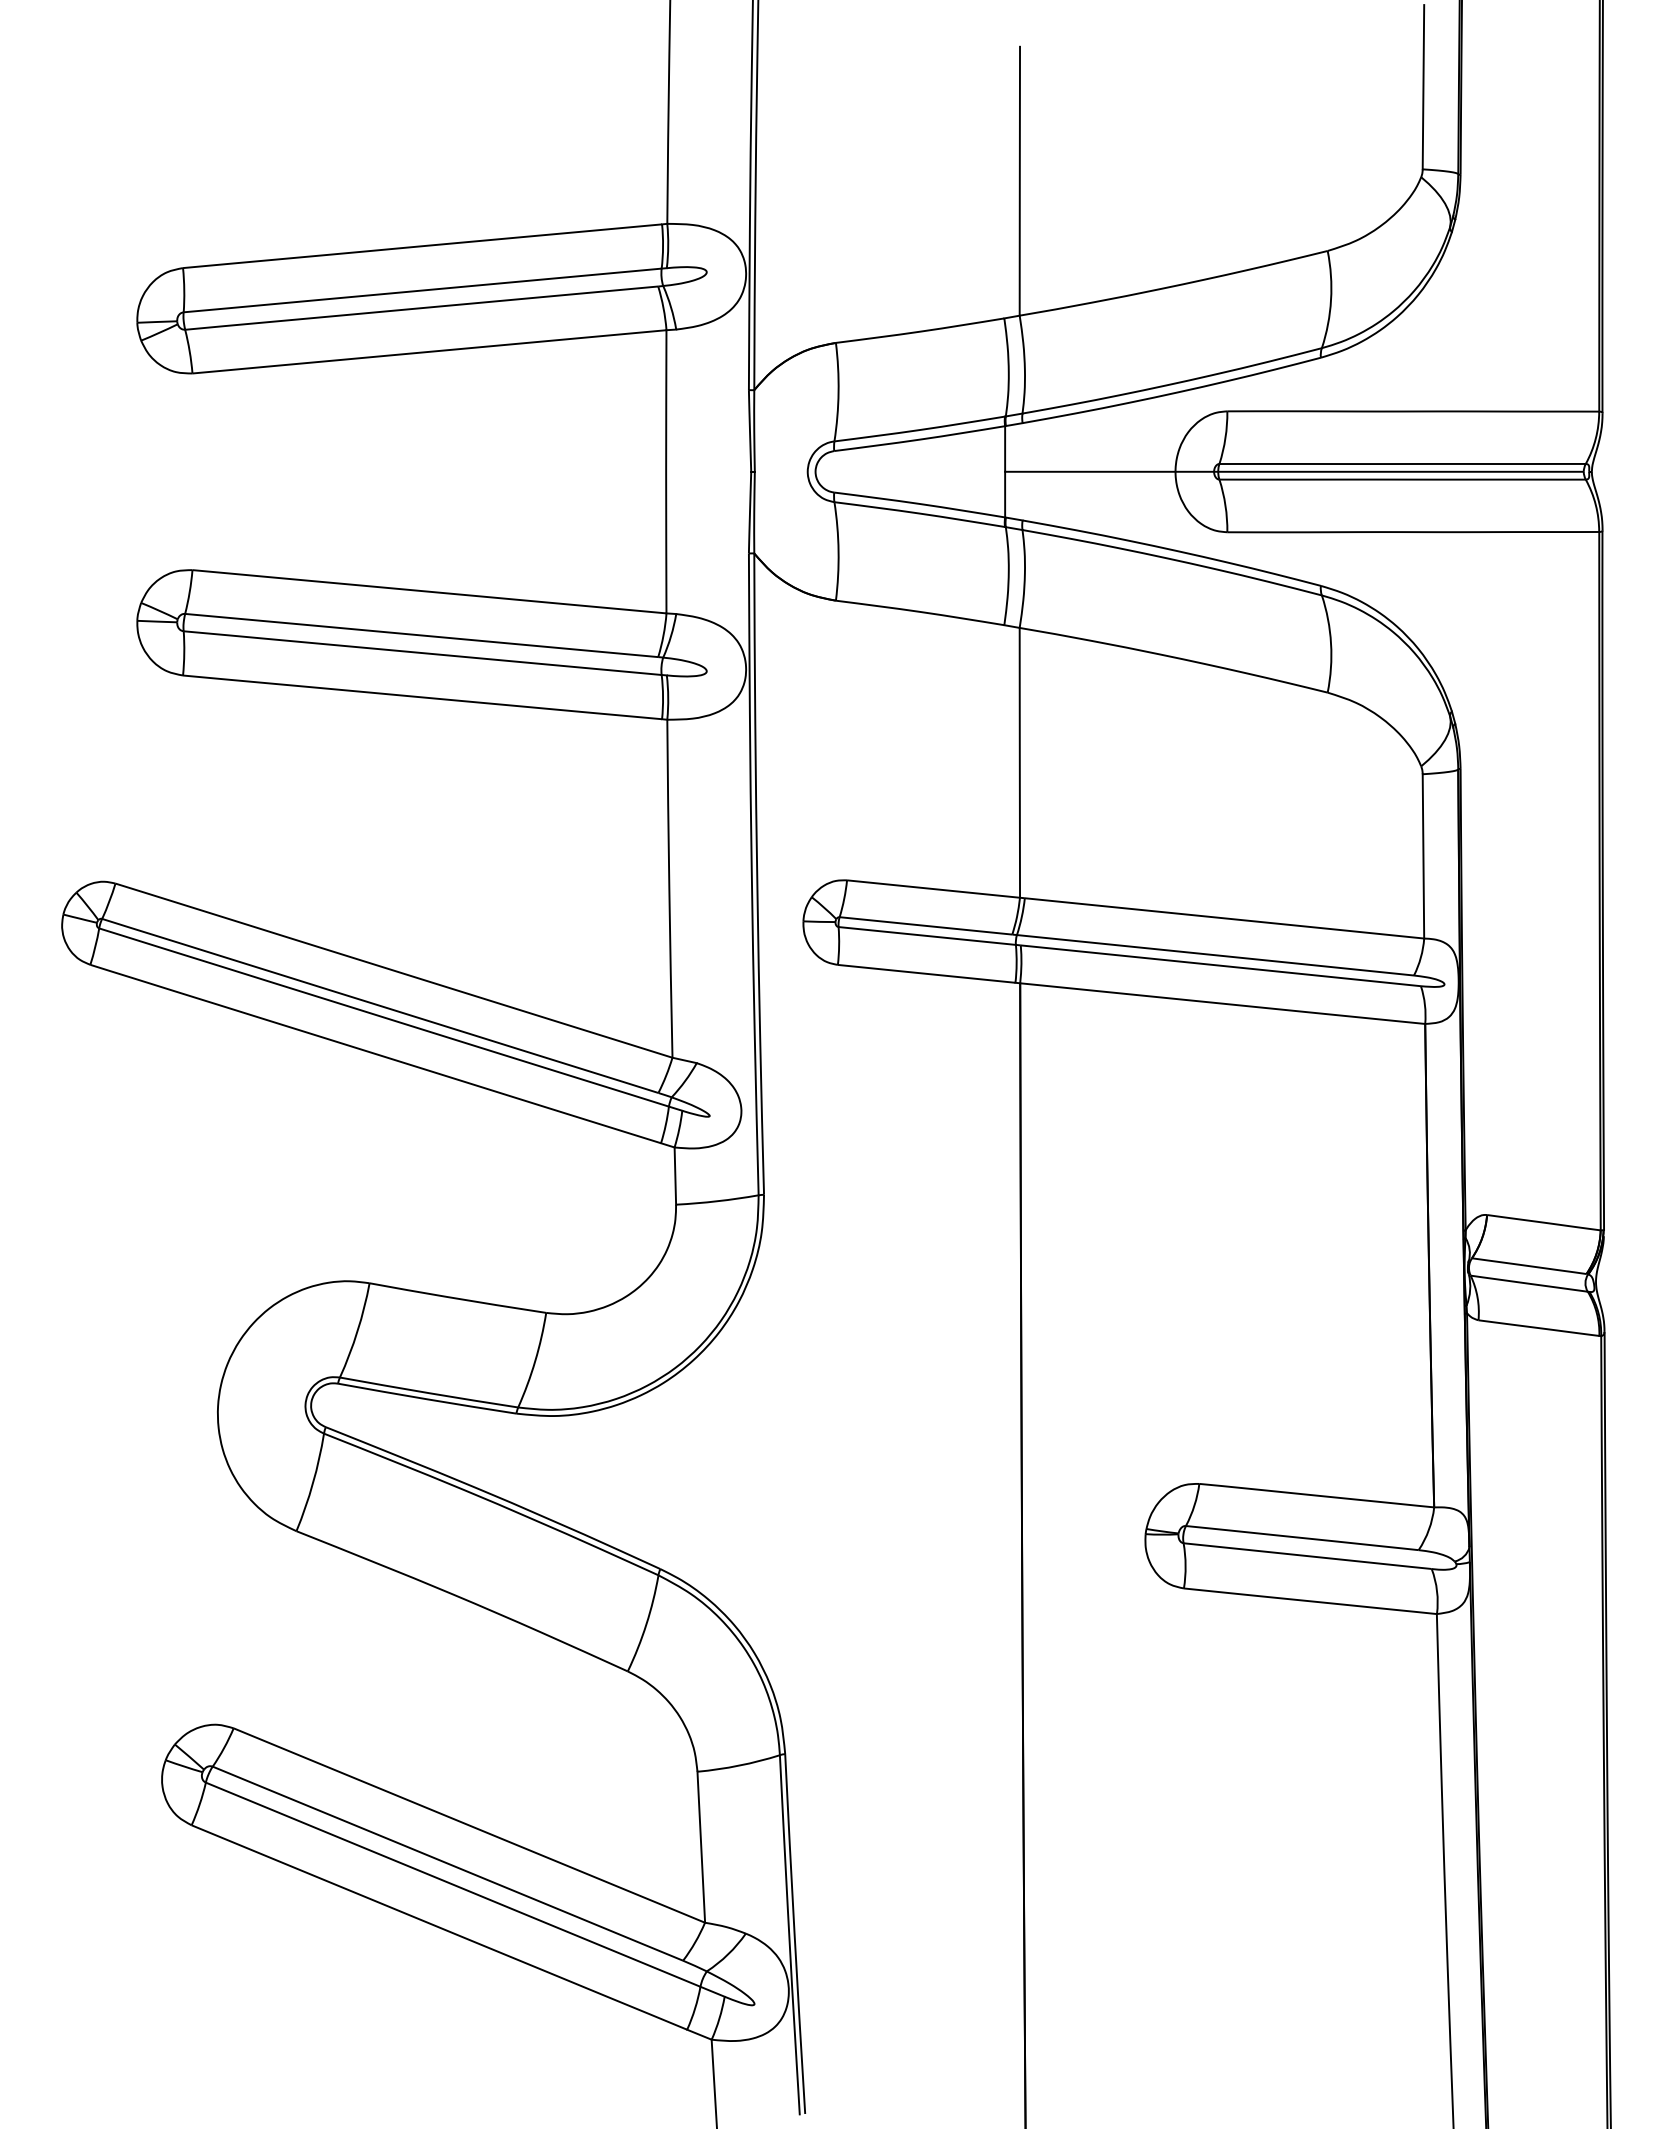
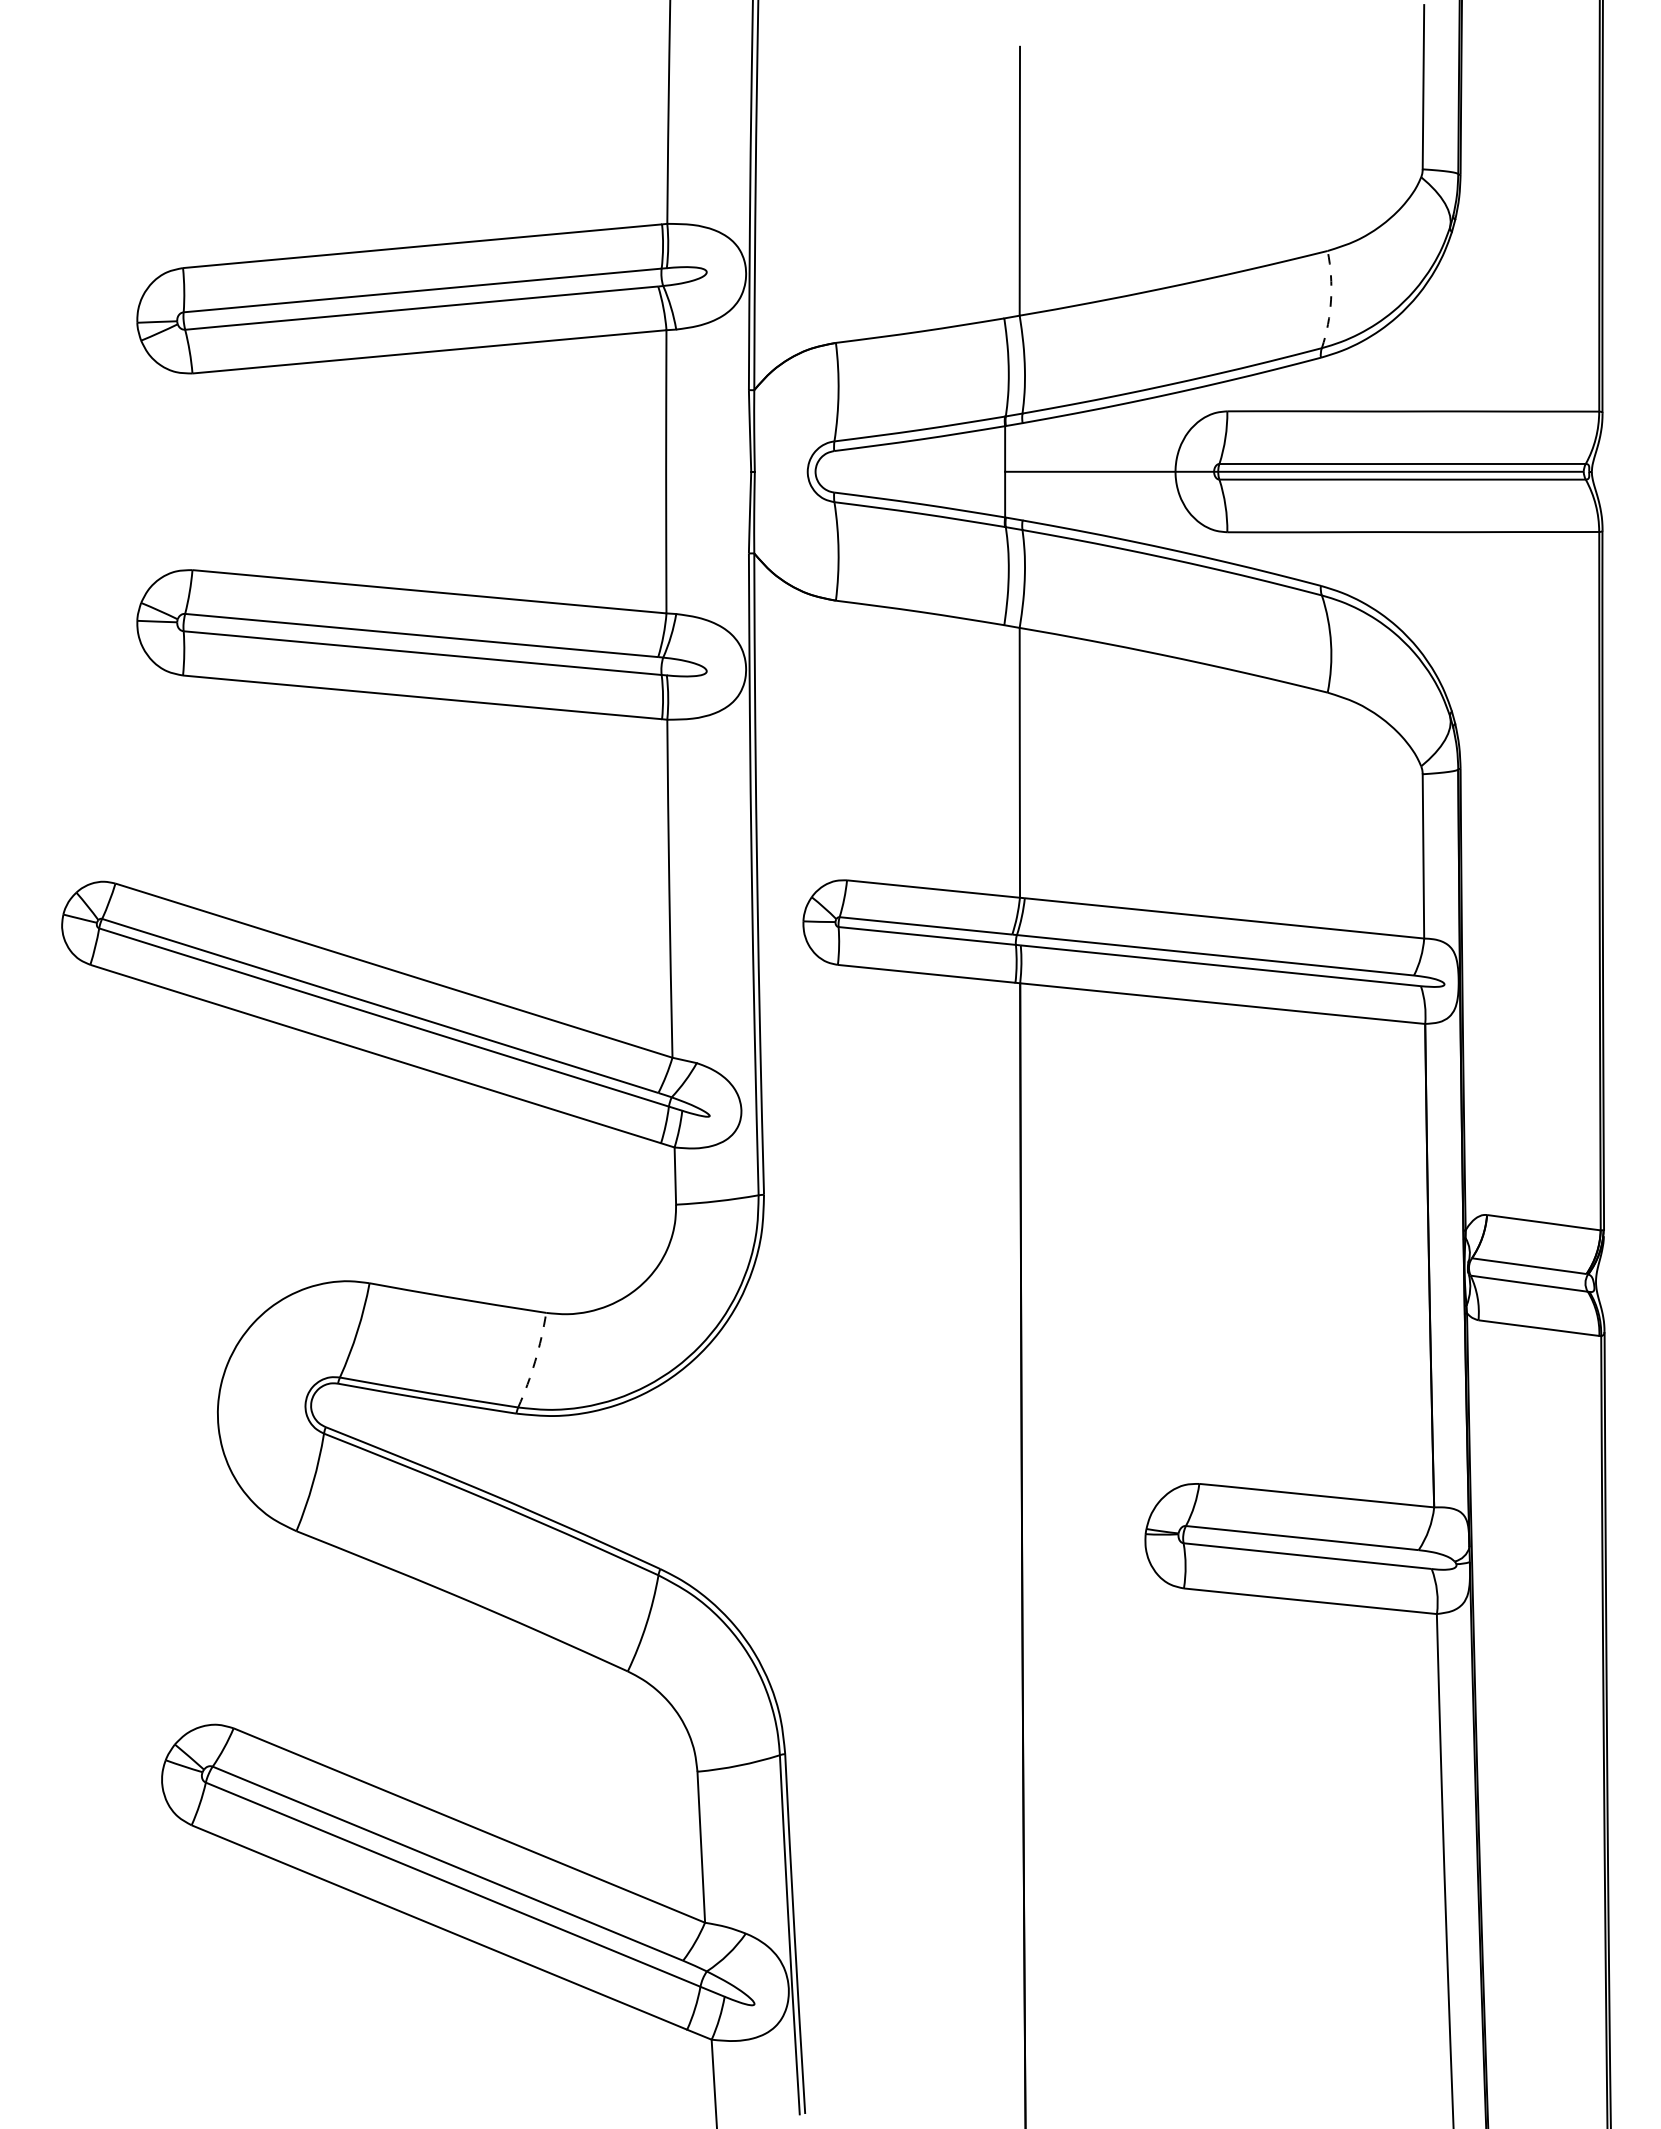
arc: solid -> dashed (1331, 299)
arc: solid -> dashed (535, 1361)
